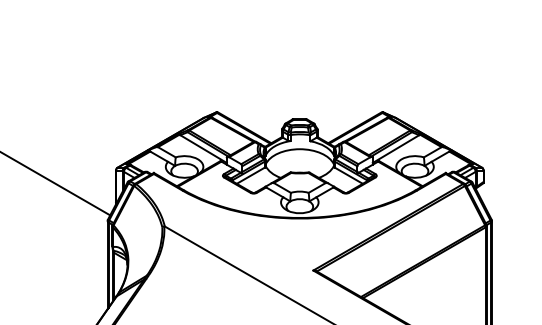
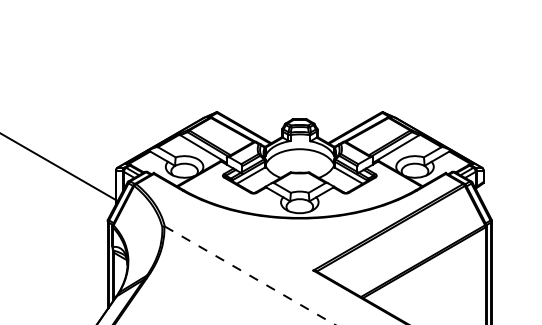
line position: (56, 184) -> (60, 167) (60, 167)
line: solid -> dashed (250, 275)
